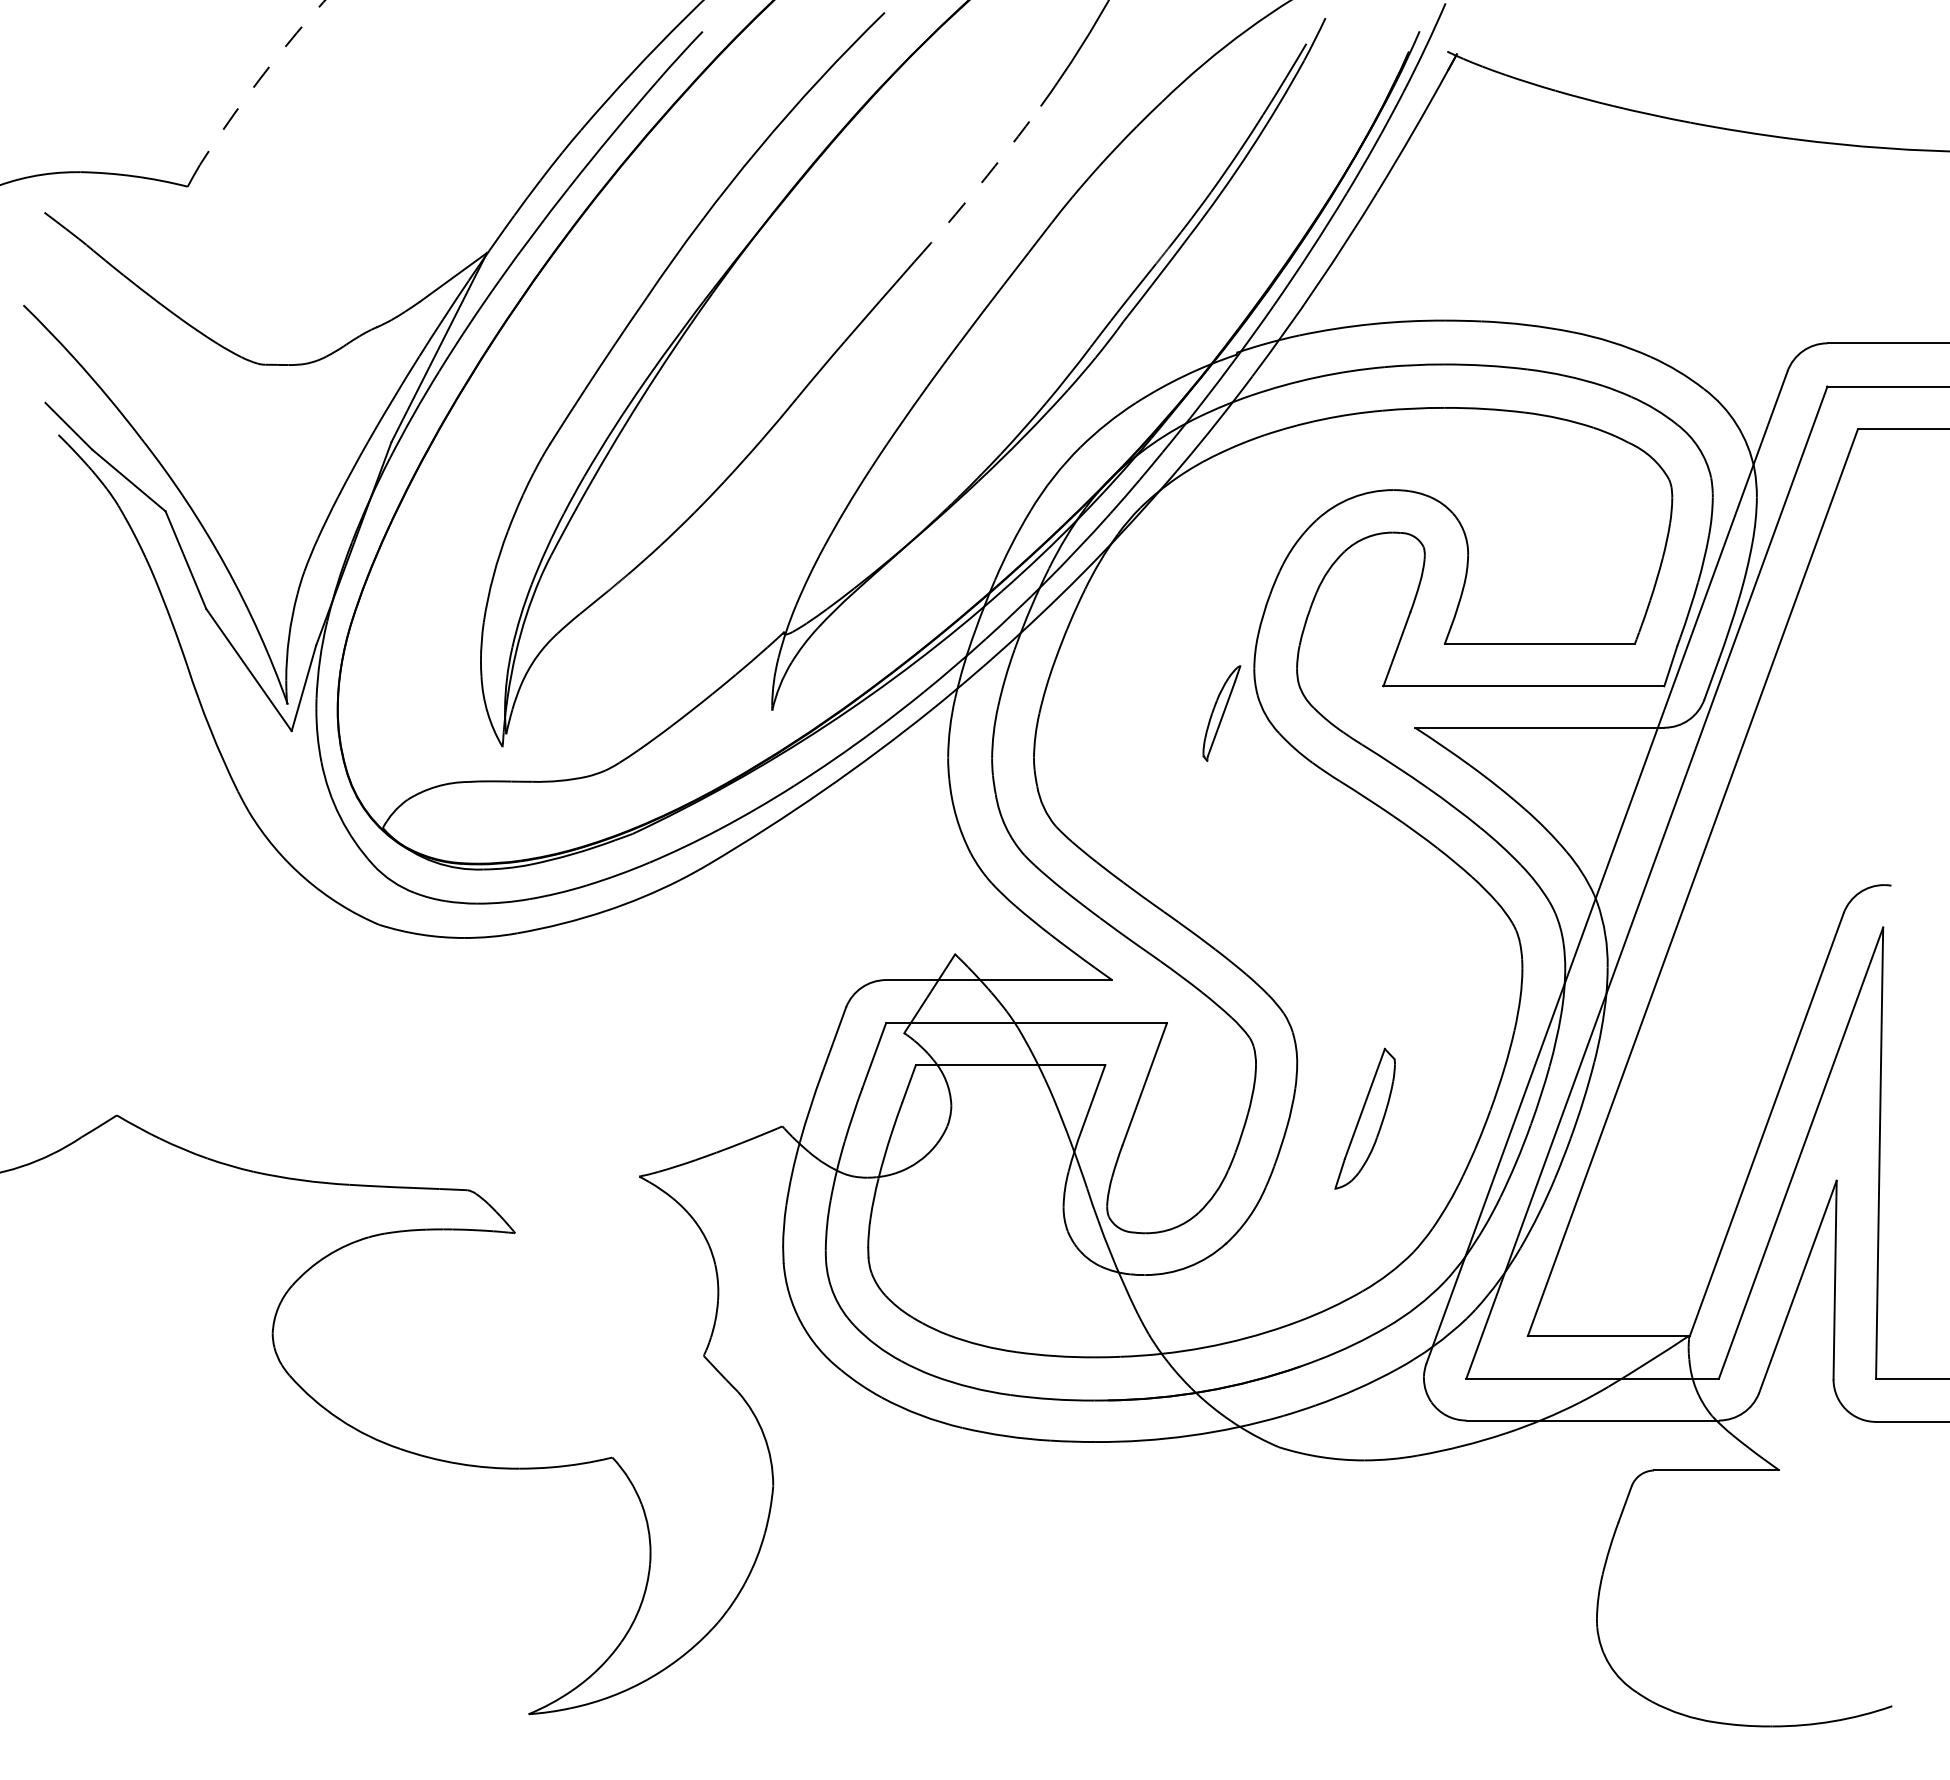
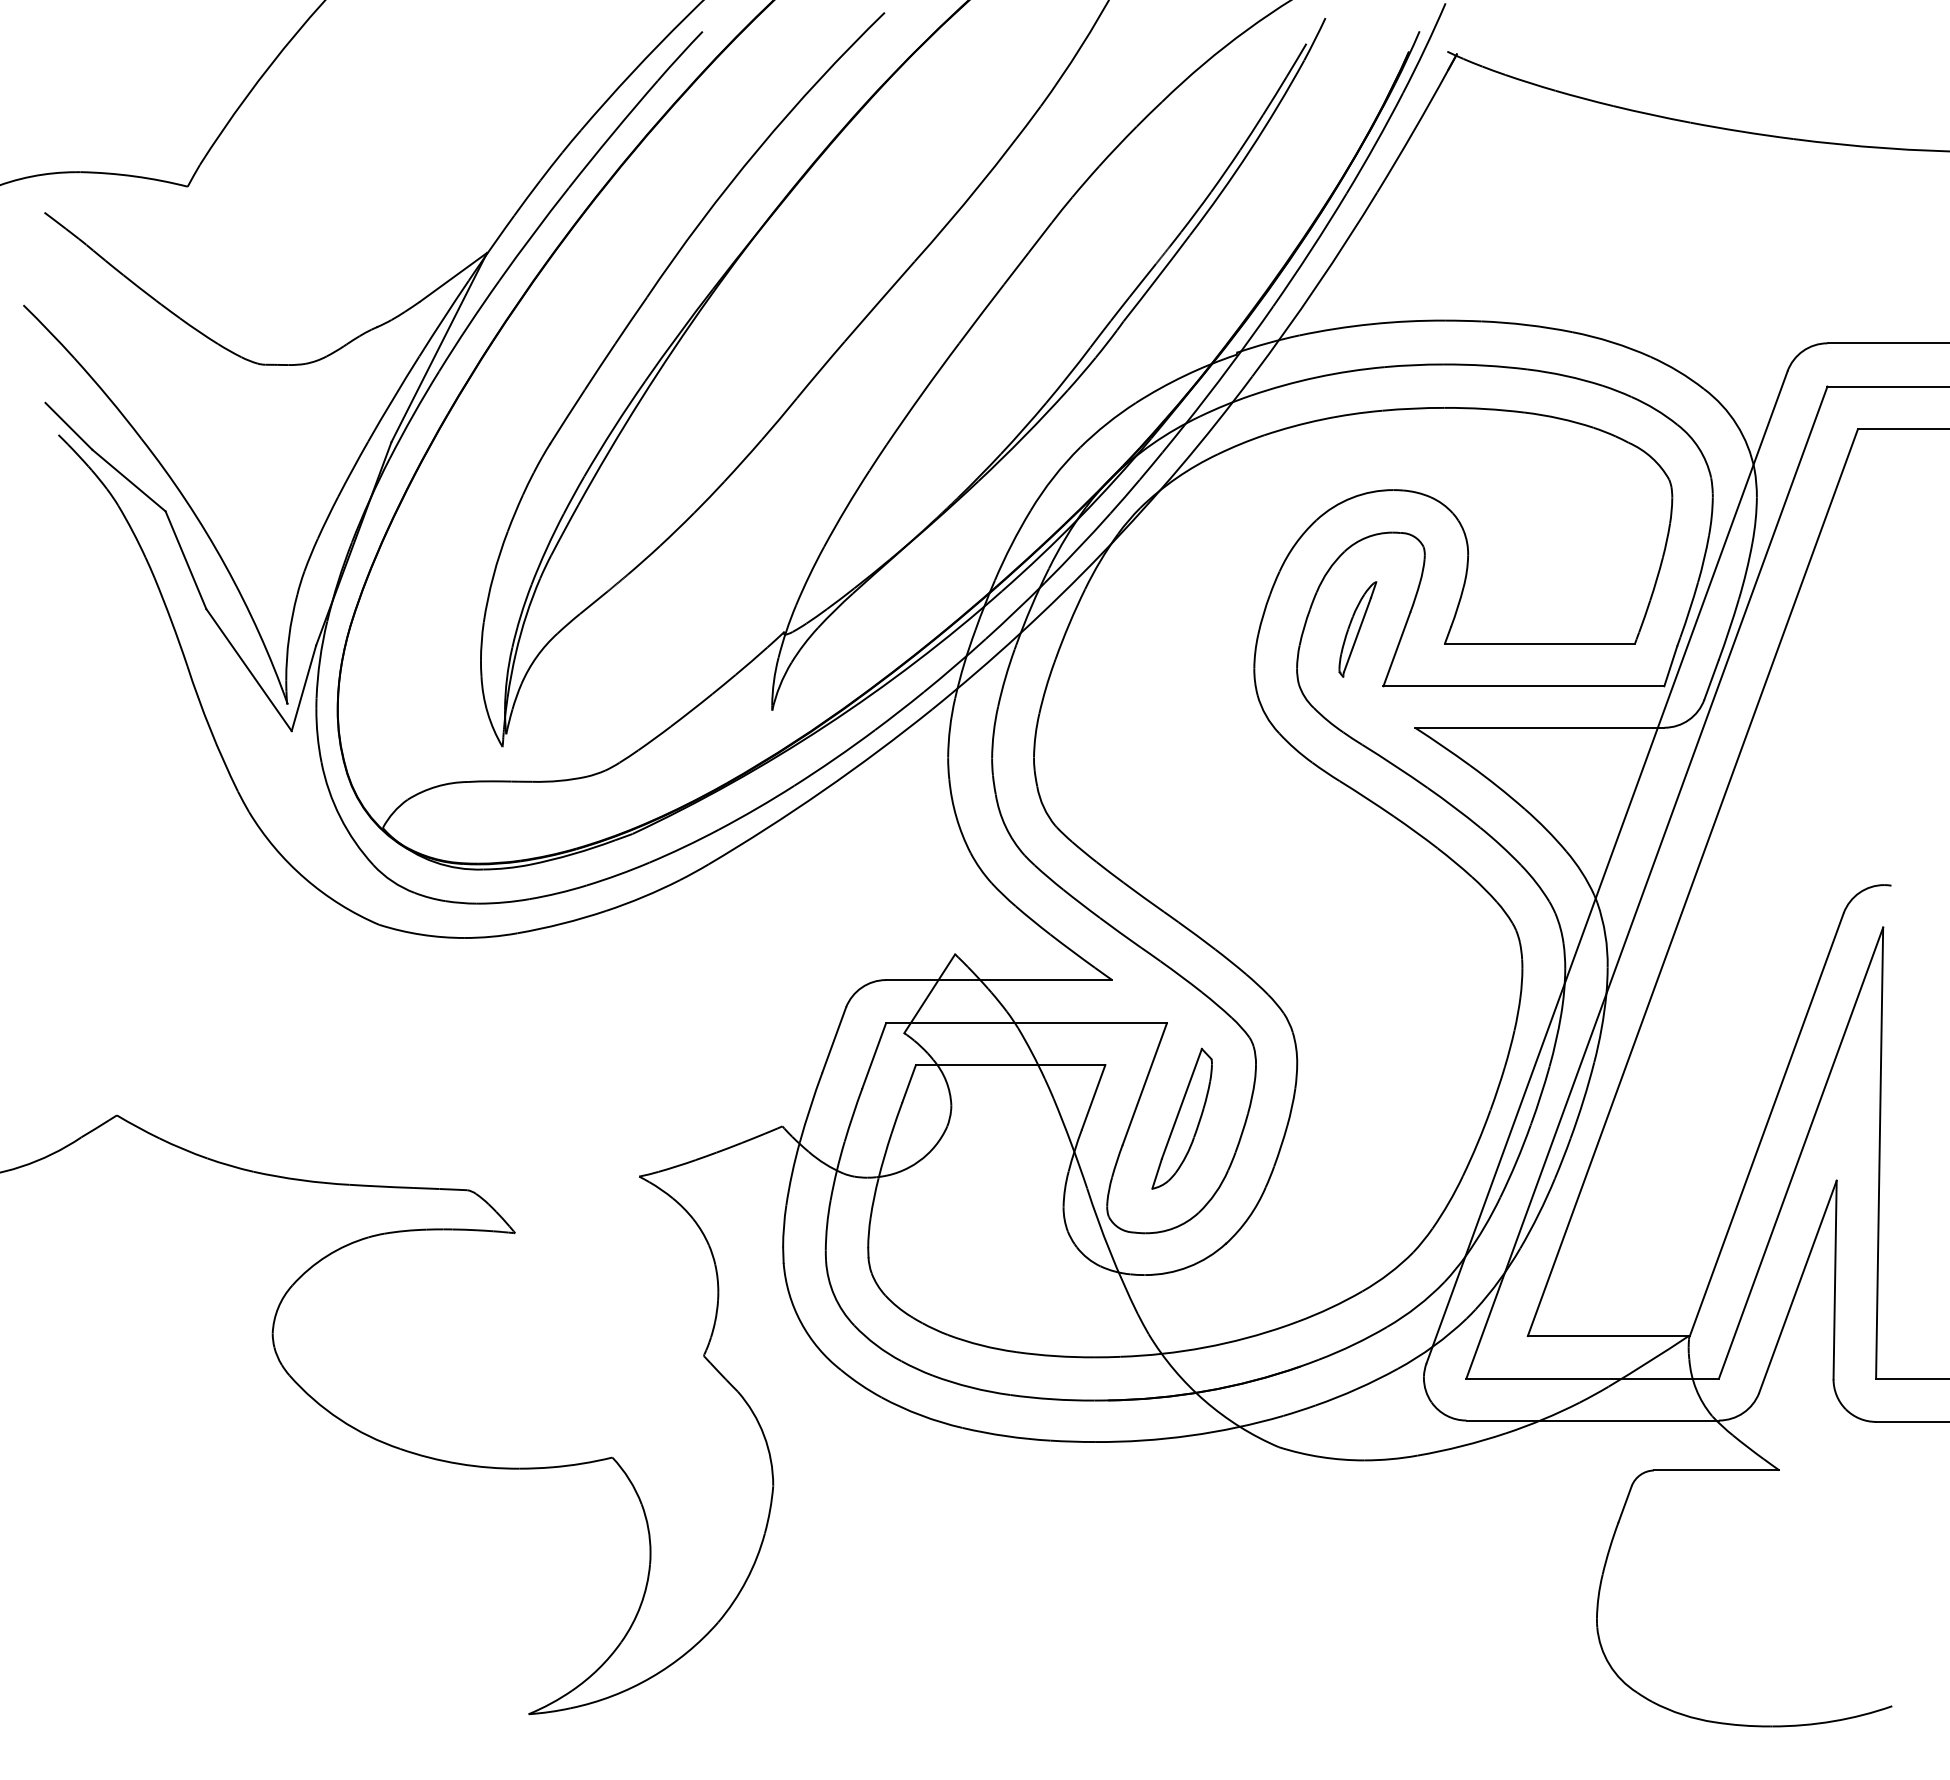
arc: dashed -> solid (259, 80)
arc: dashed -> solid (979, 185)
part position: (1221, 713) -> (1357, 629) (1357, 629)
part position: (1364, 1118) -> (1181, 1118) (1181, 1118)
